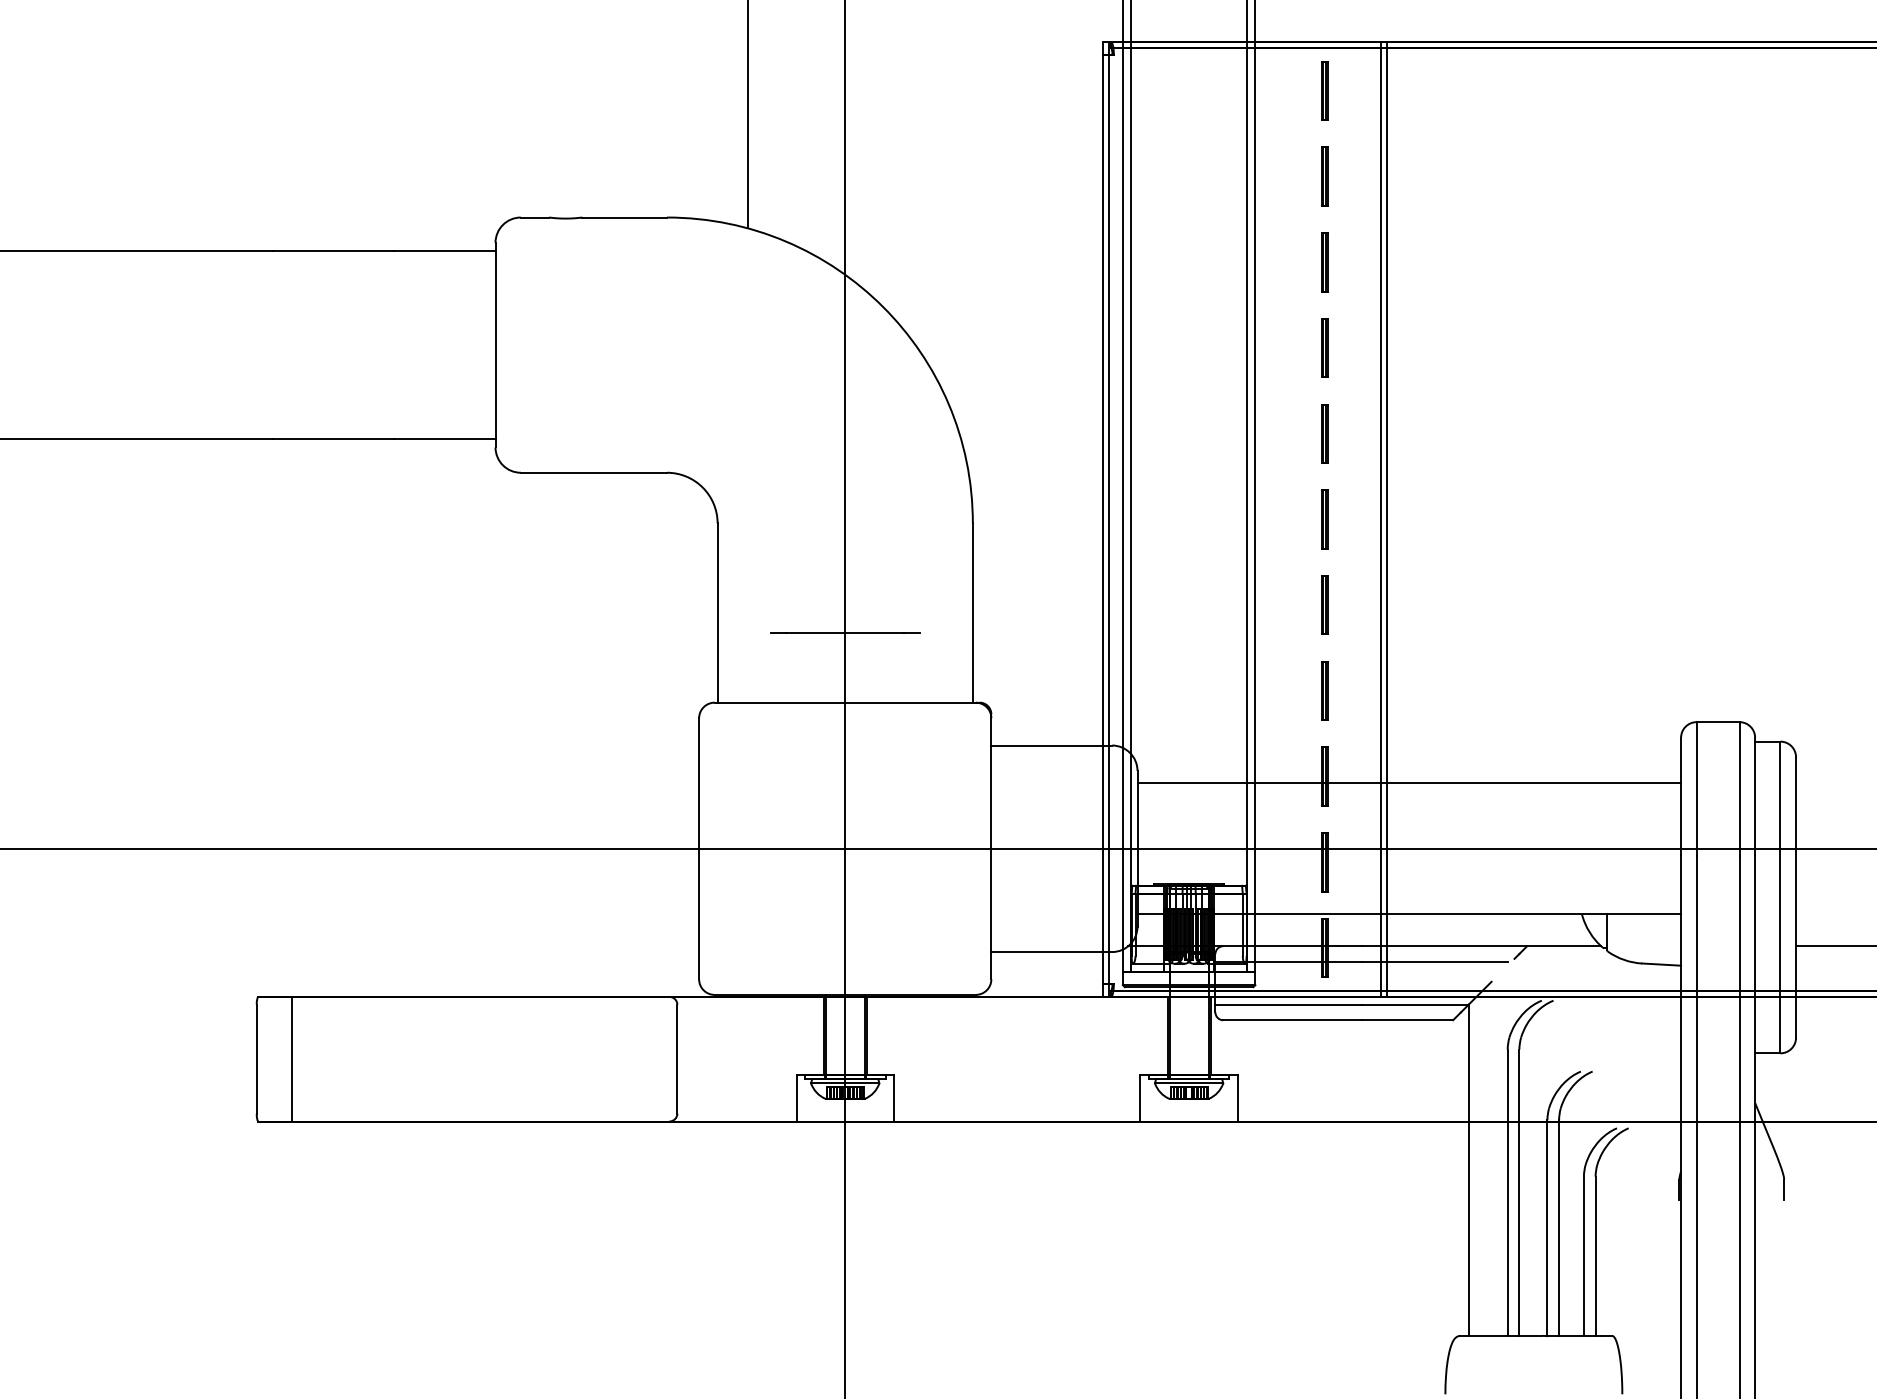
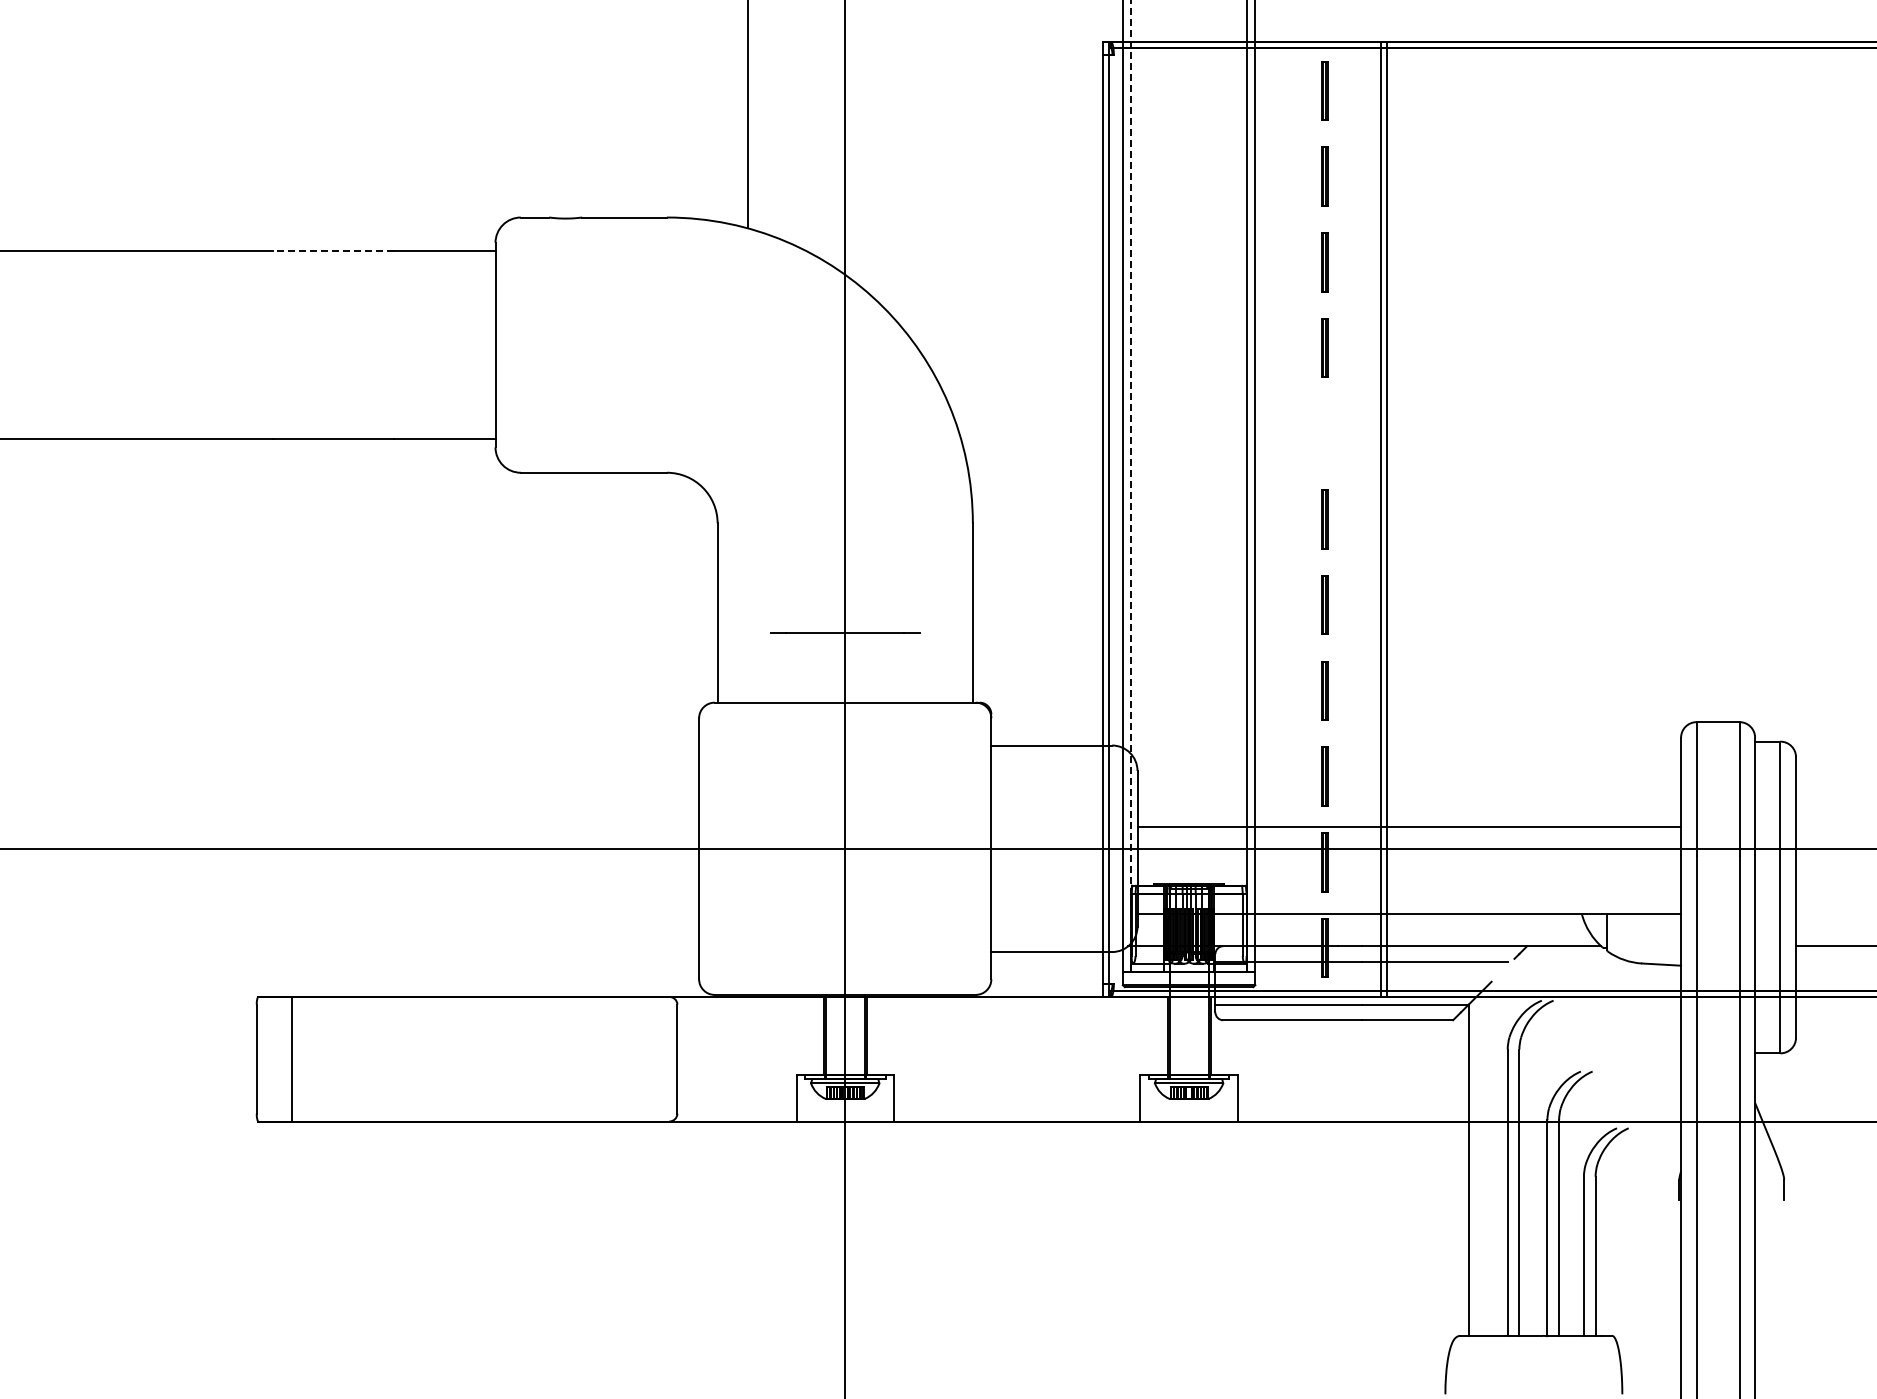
line: solid -> dashed (333, 251)
part: present -> none (1324, 433)
line: solid -> dashed (1131, 485)
line position: (1409, 783) -> (1409, 827) (1409, 827)
